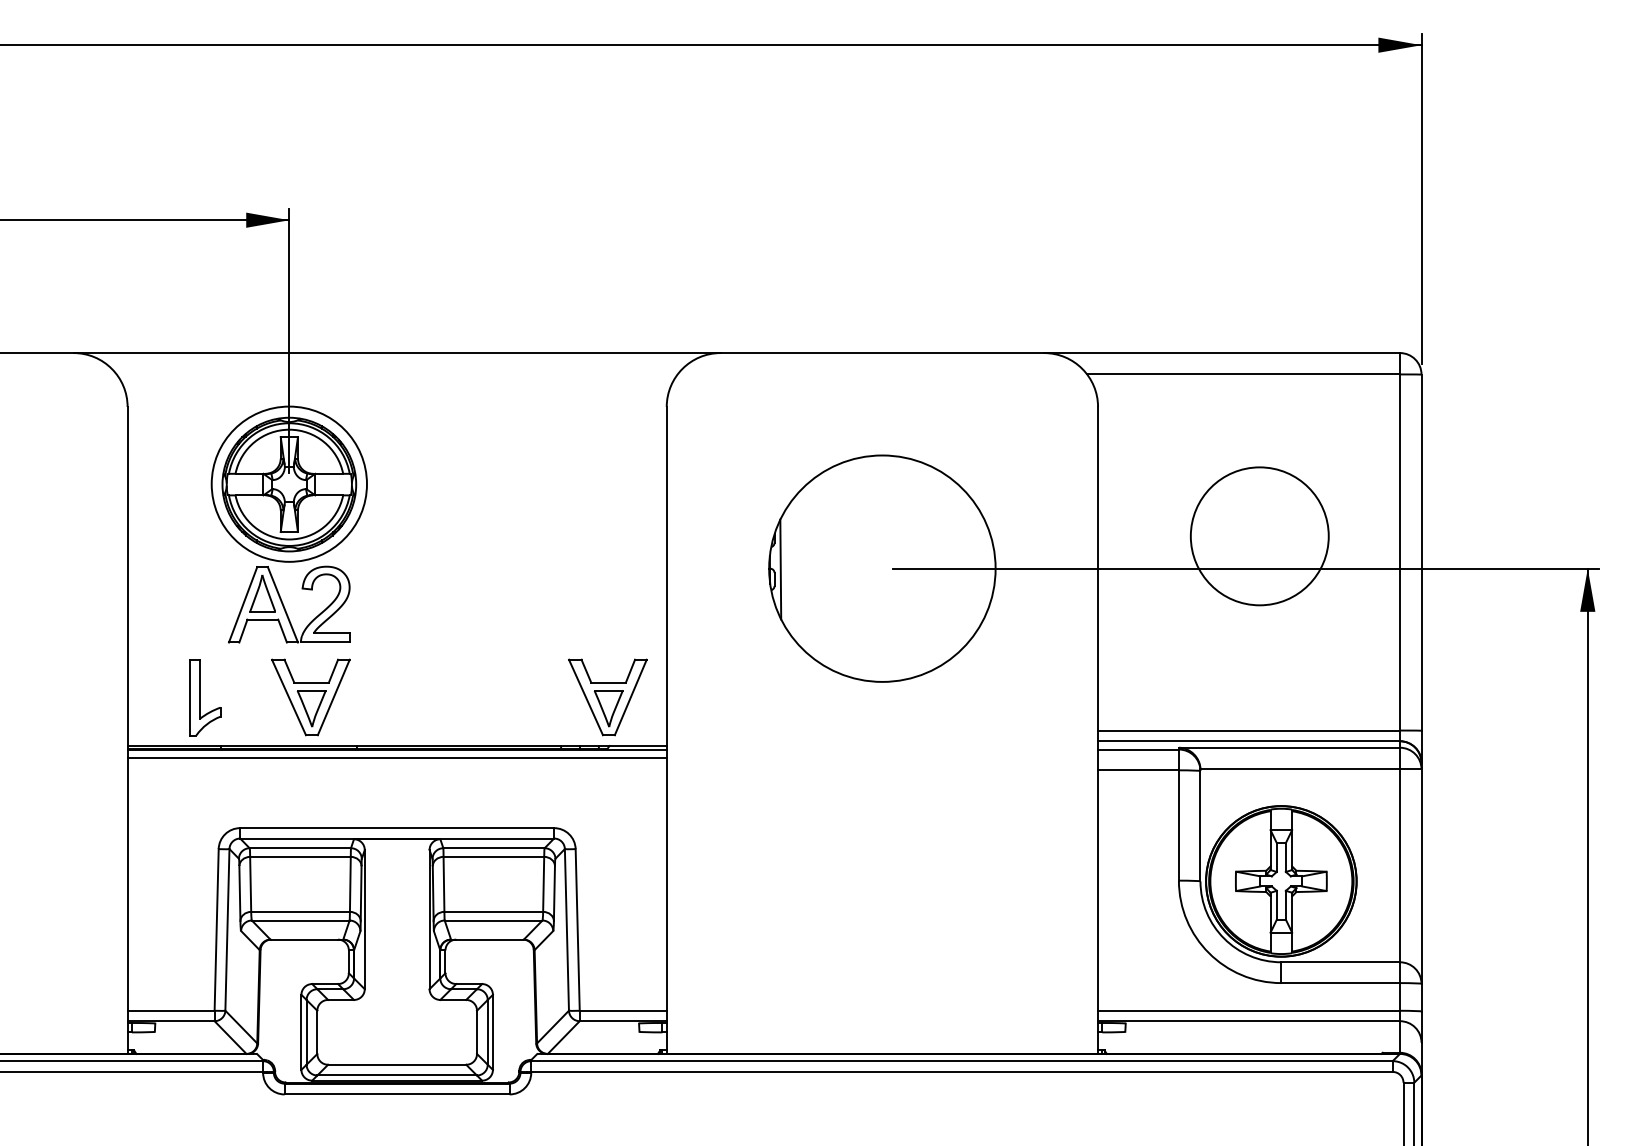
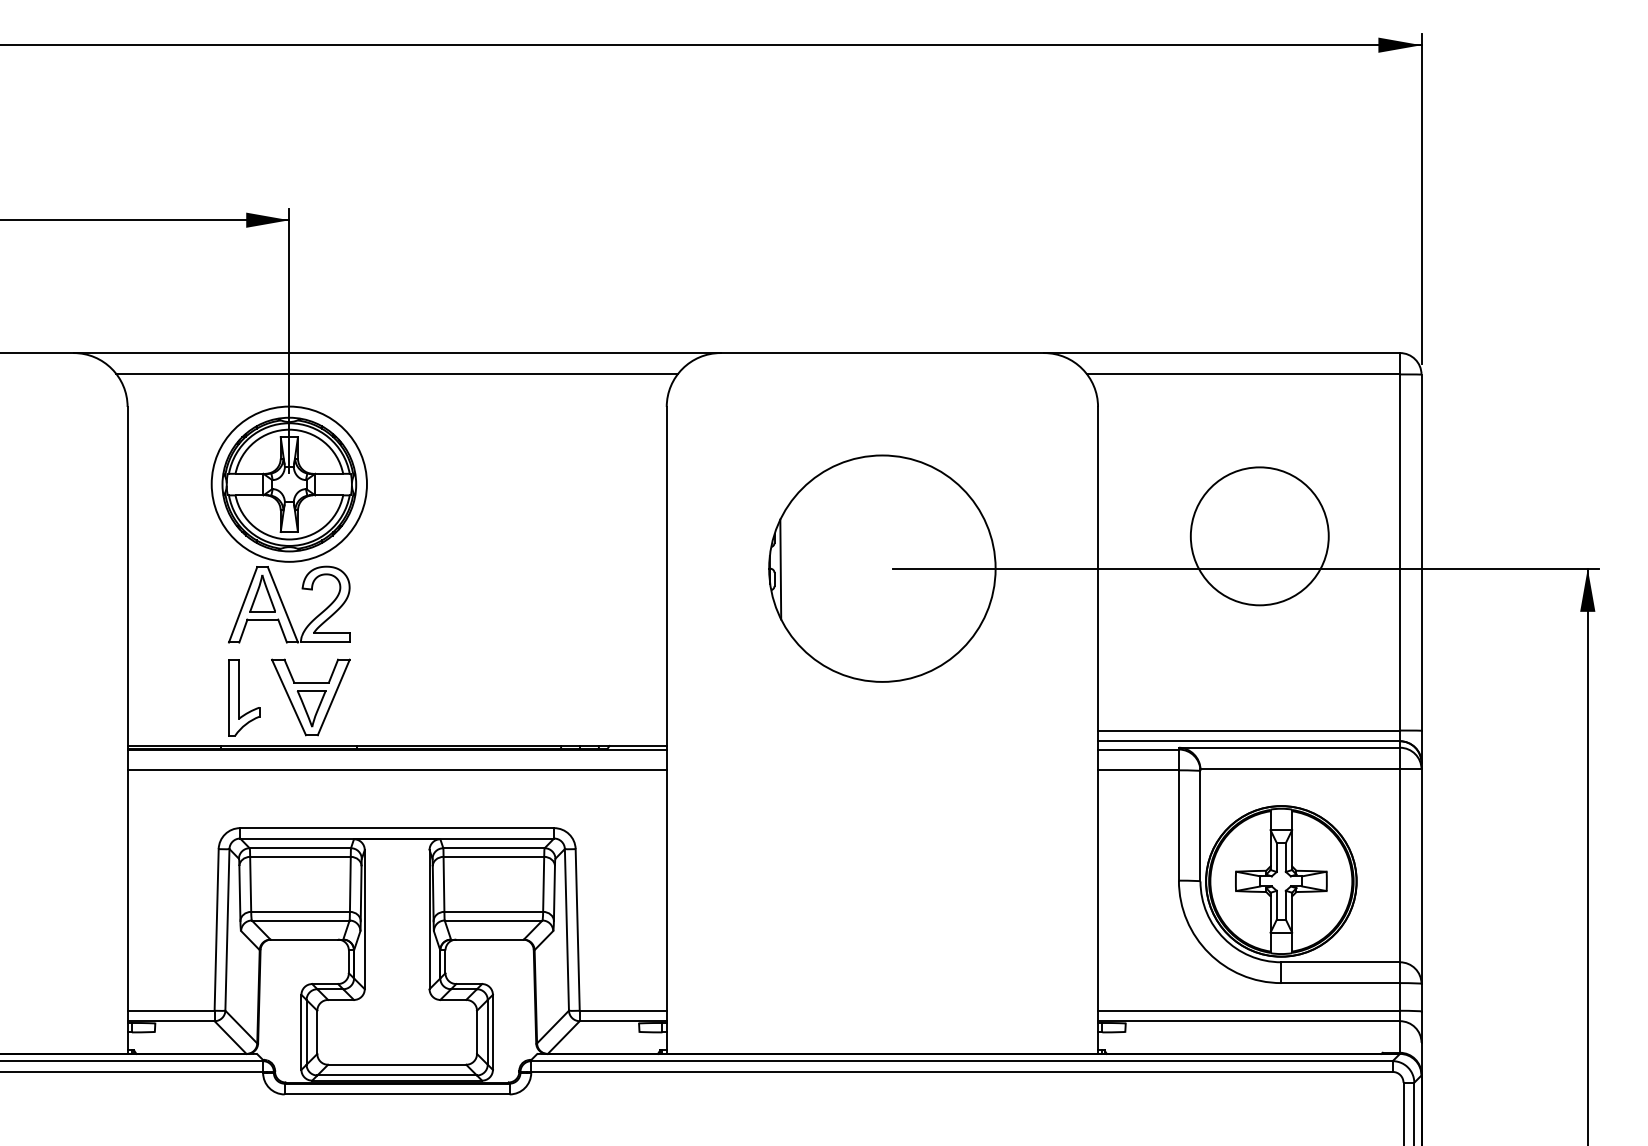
line: none -> present (397, 373)
part position: (205, 697) -> (244, 697) (244, 697)
part: present -> none (607, 697)
line position: (396, 758) -> (396, 770) (396, 770)
